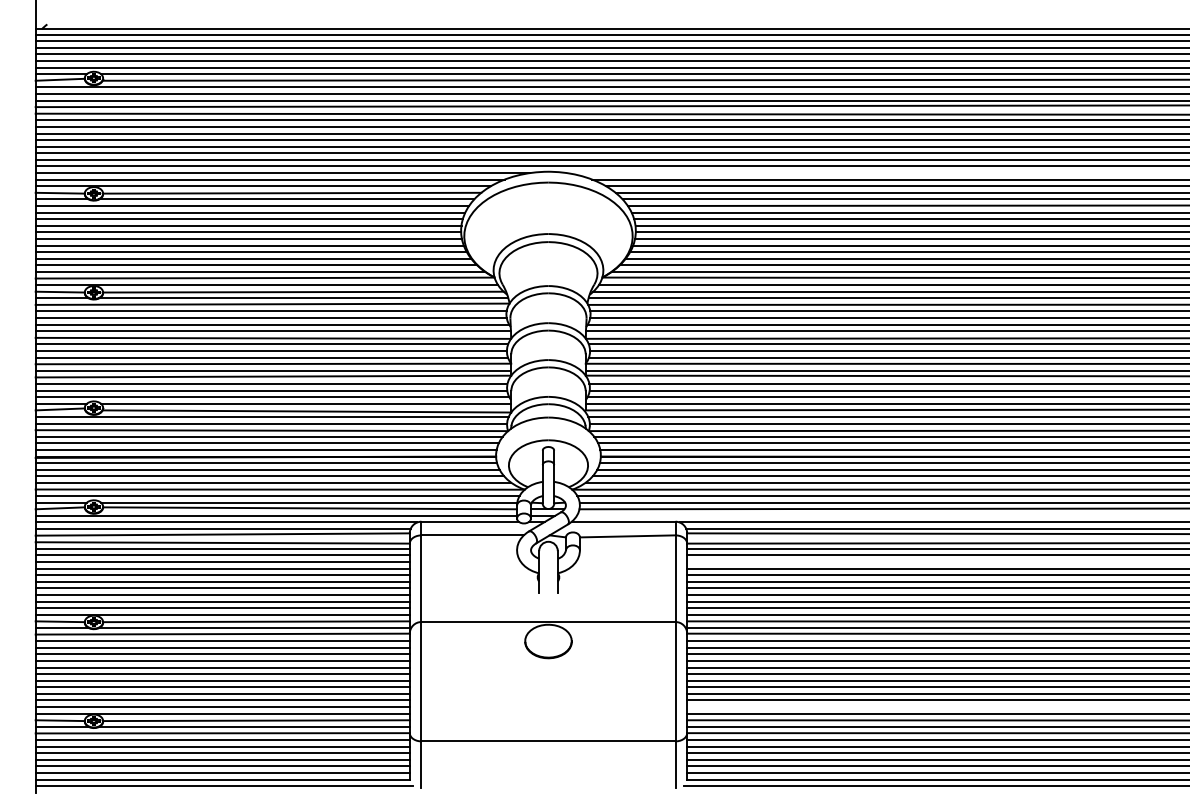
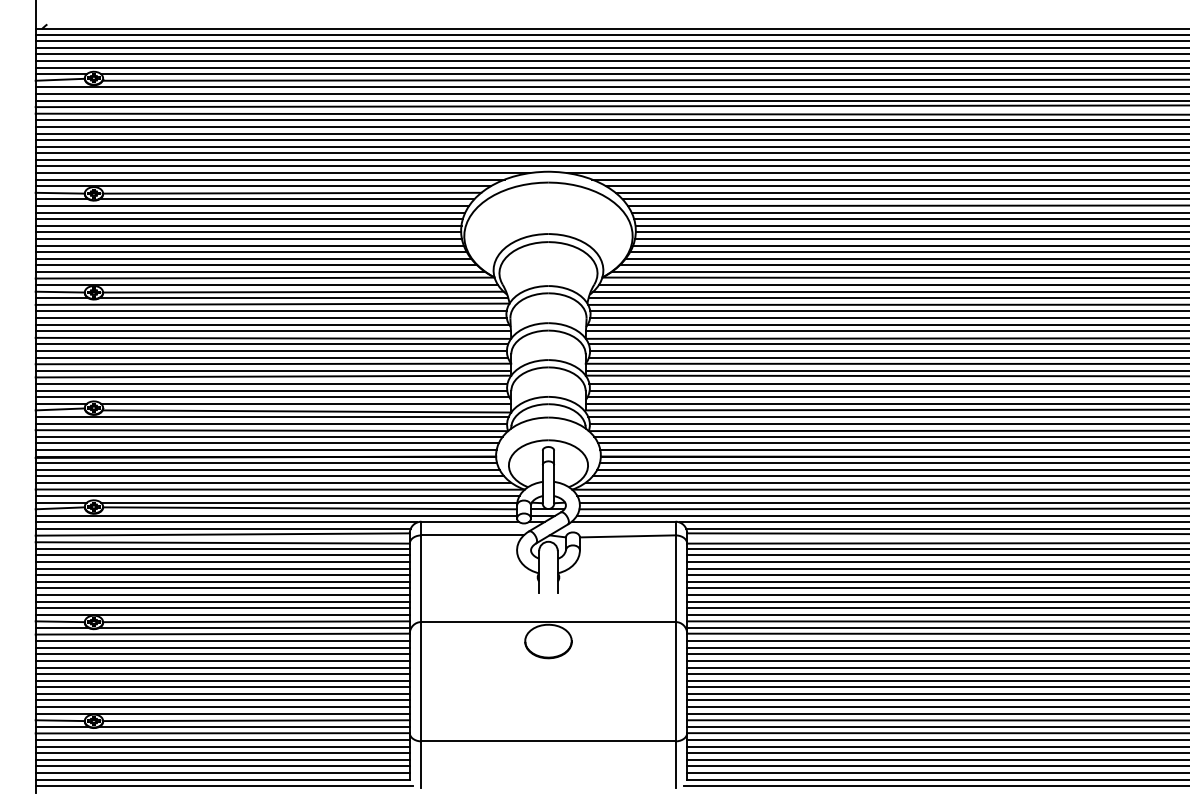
line: none -> present (876, 173)
line: none -> present (881, 515)
line: none -> present (936, 562)
line: none -> present (936, 707)
